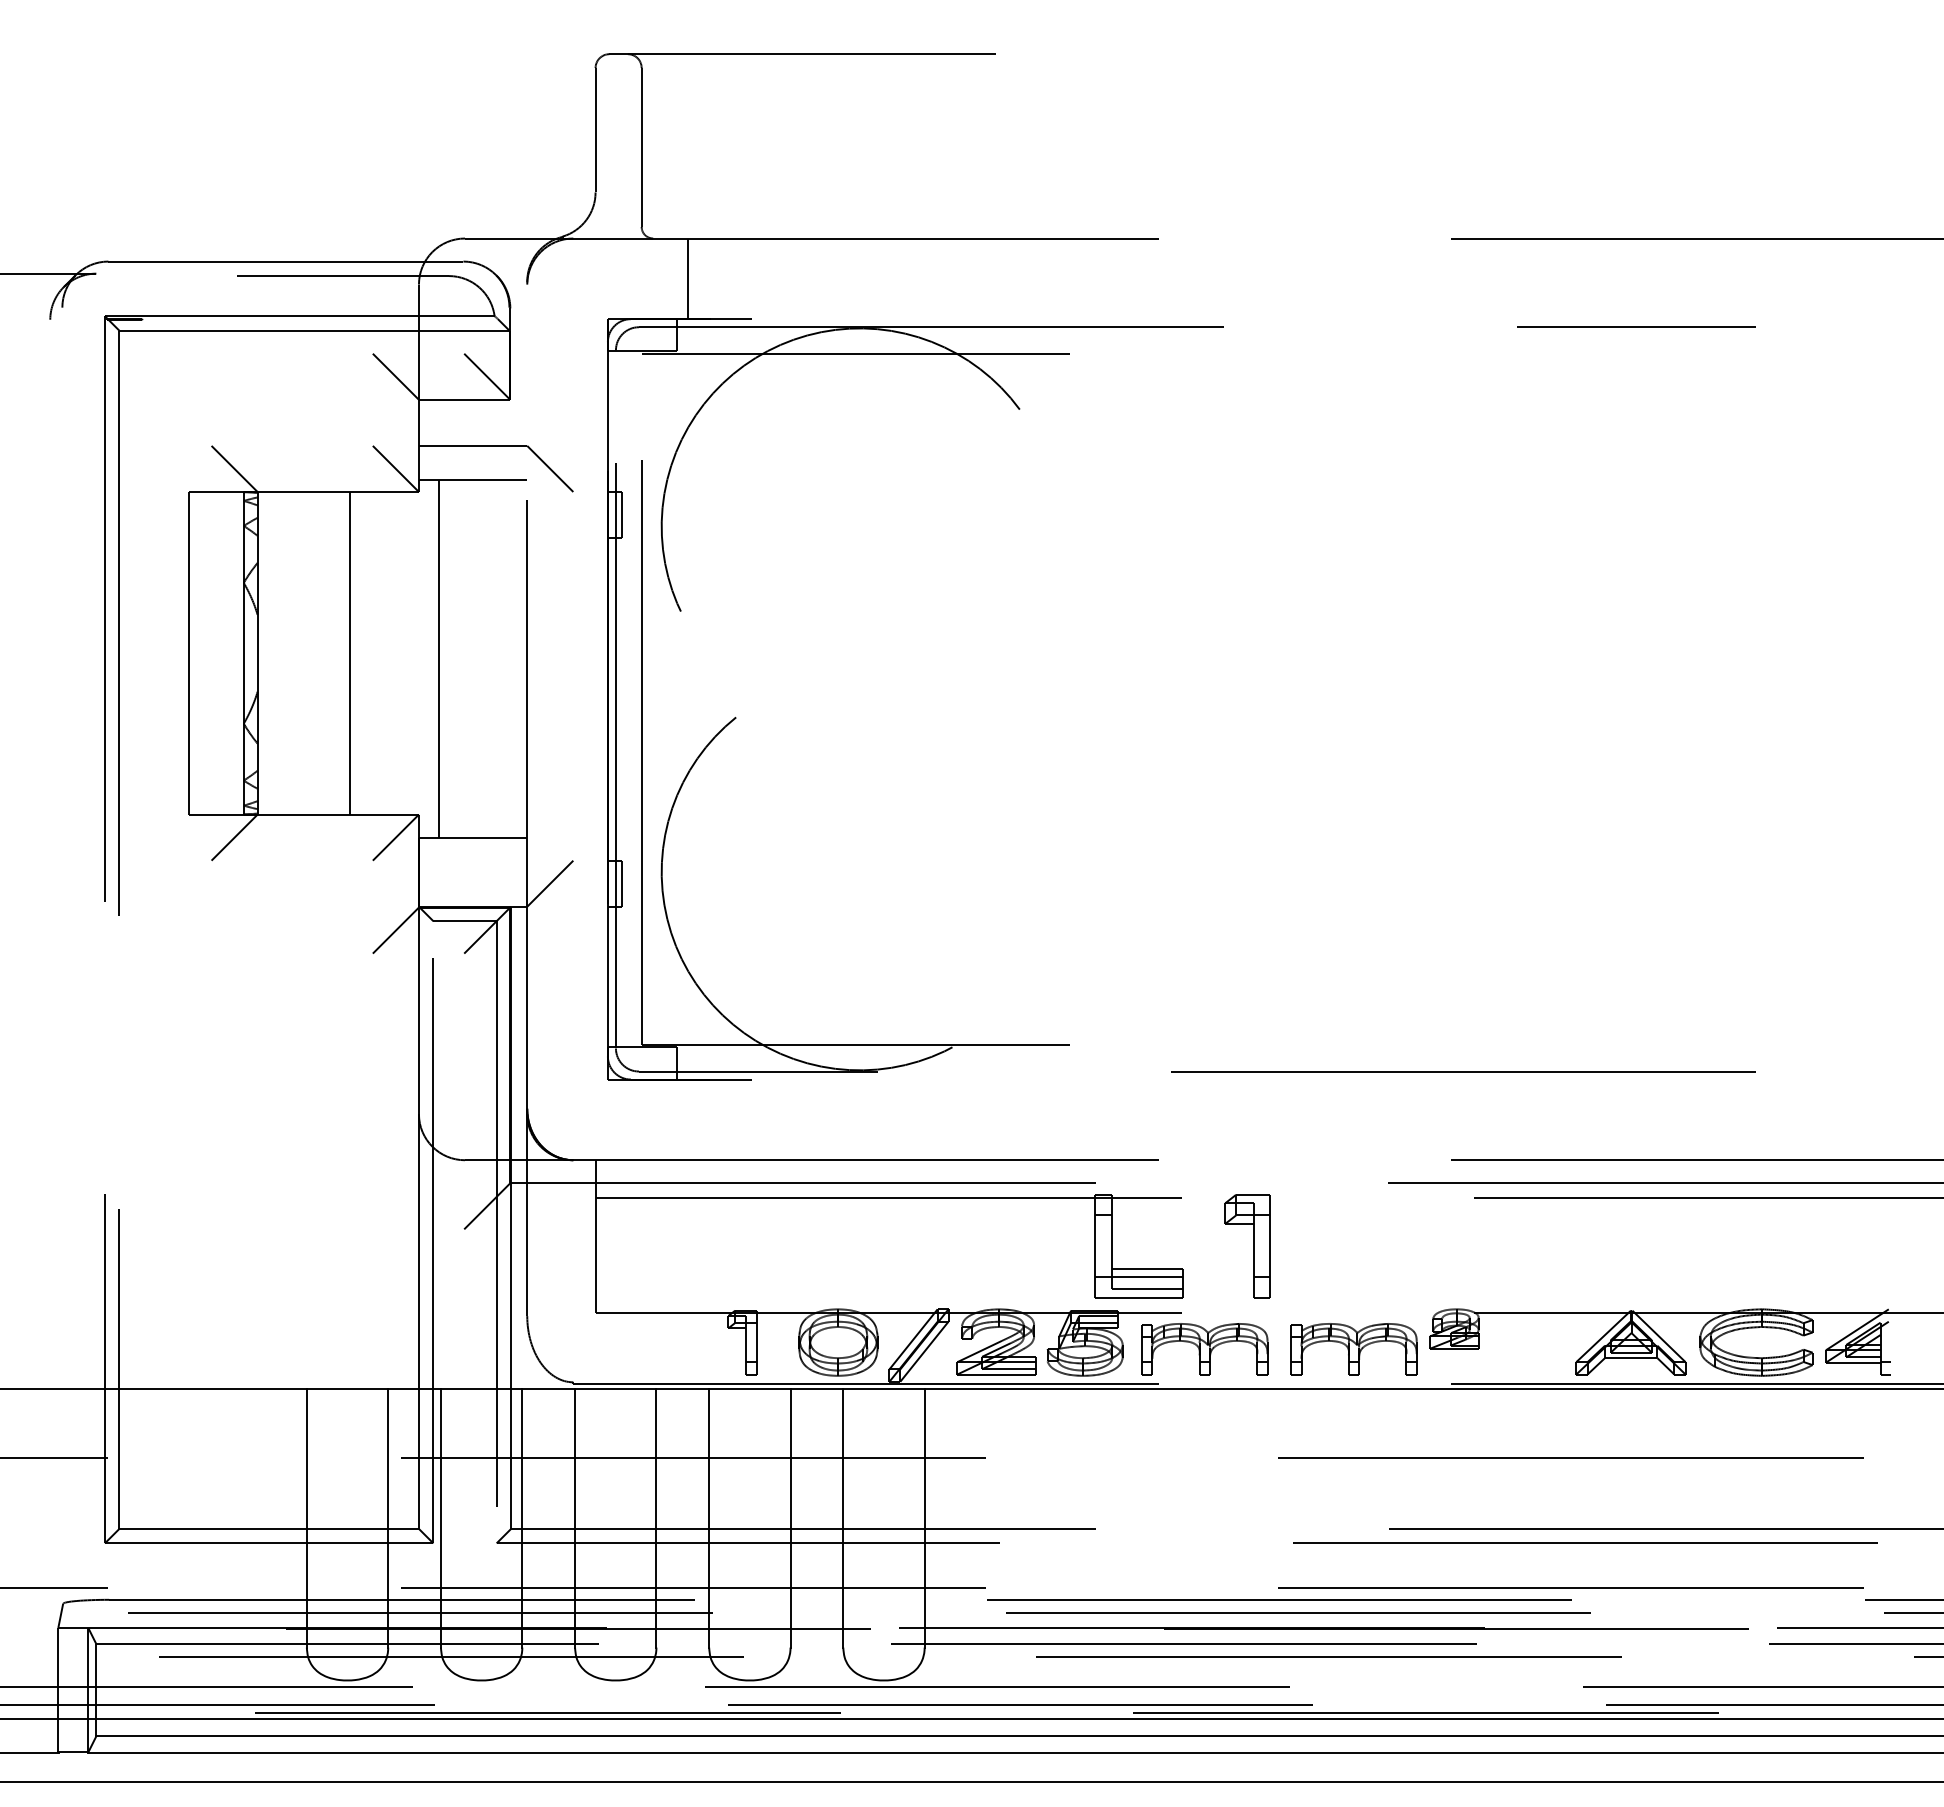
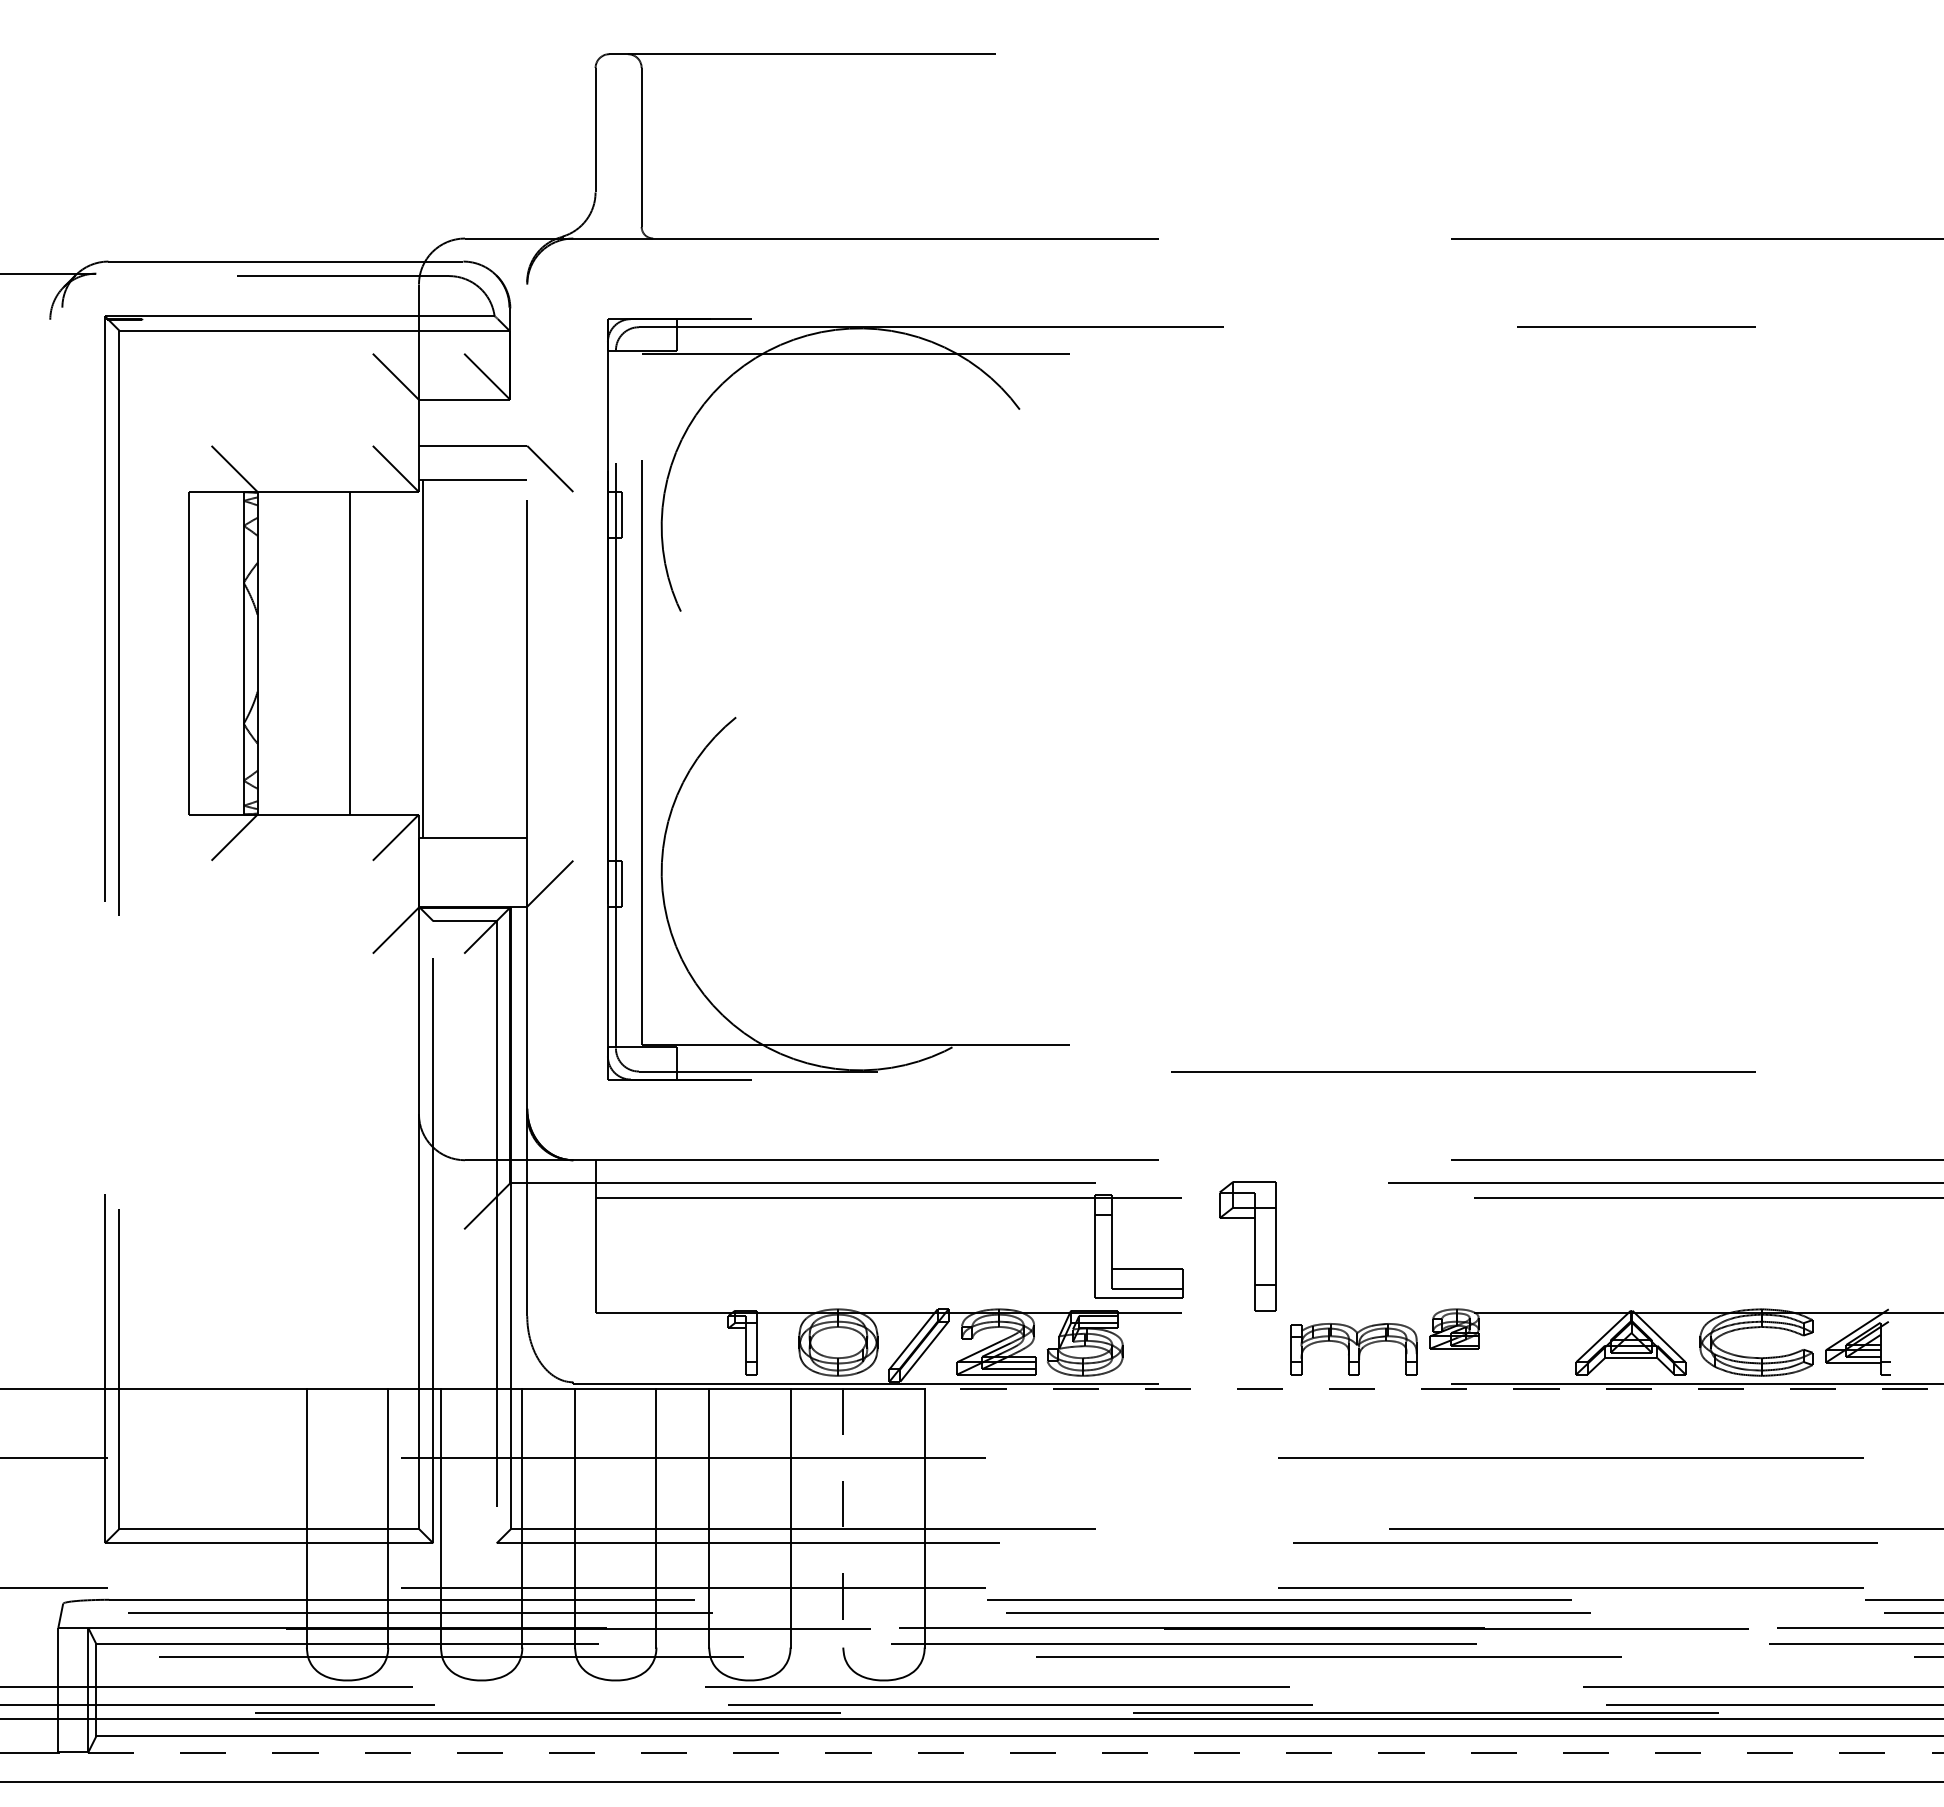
line: present -> none (687, 278)
line position: (438, 658) -> (422, 658) (422, 658)
part size: 47x105 px -> 58x131 px (1247, 1246)
line: present -> none (1138, 1277)
part: present -> none (1204, 1349)
line: solid -> dashed (1433, 1389)
line: solid -> dashed (843, 1518)
line: solid -> dashed (1015, 1752)
